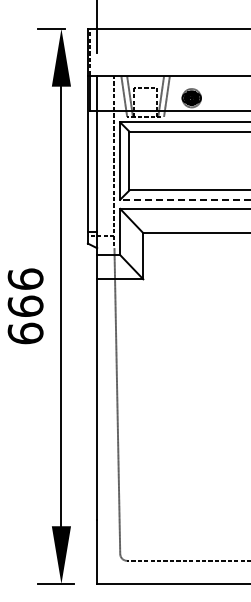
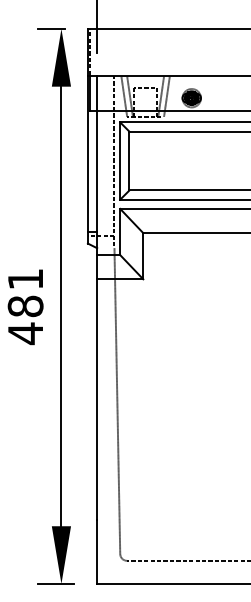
line: dashed -> solid (184, 199)
text: 666 -> 481 (25, 306)
